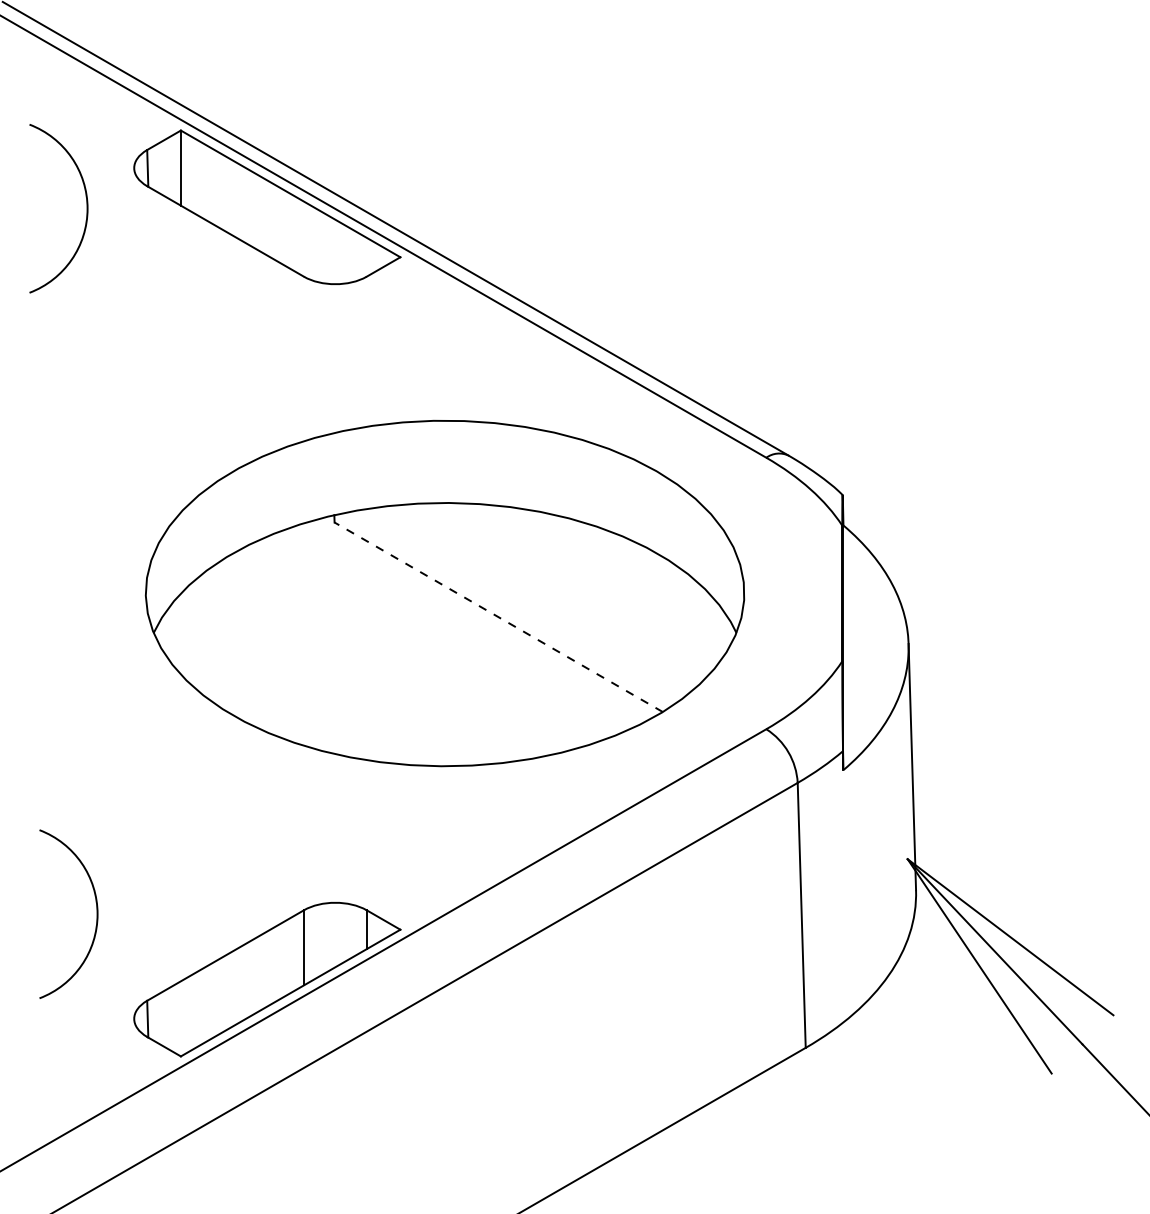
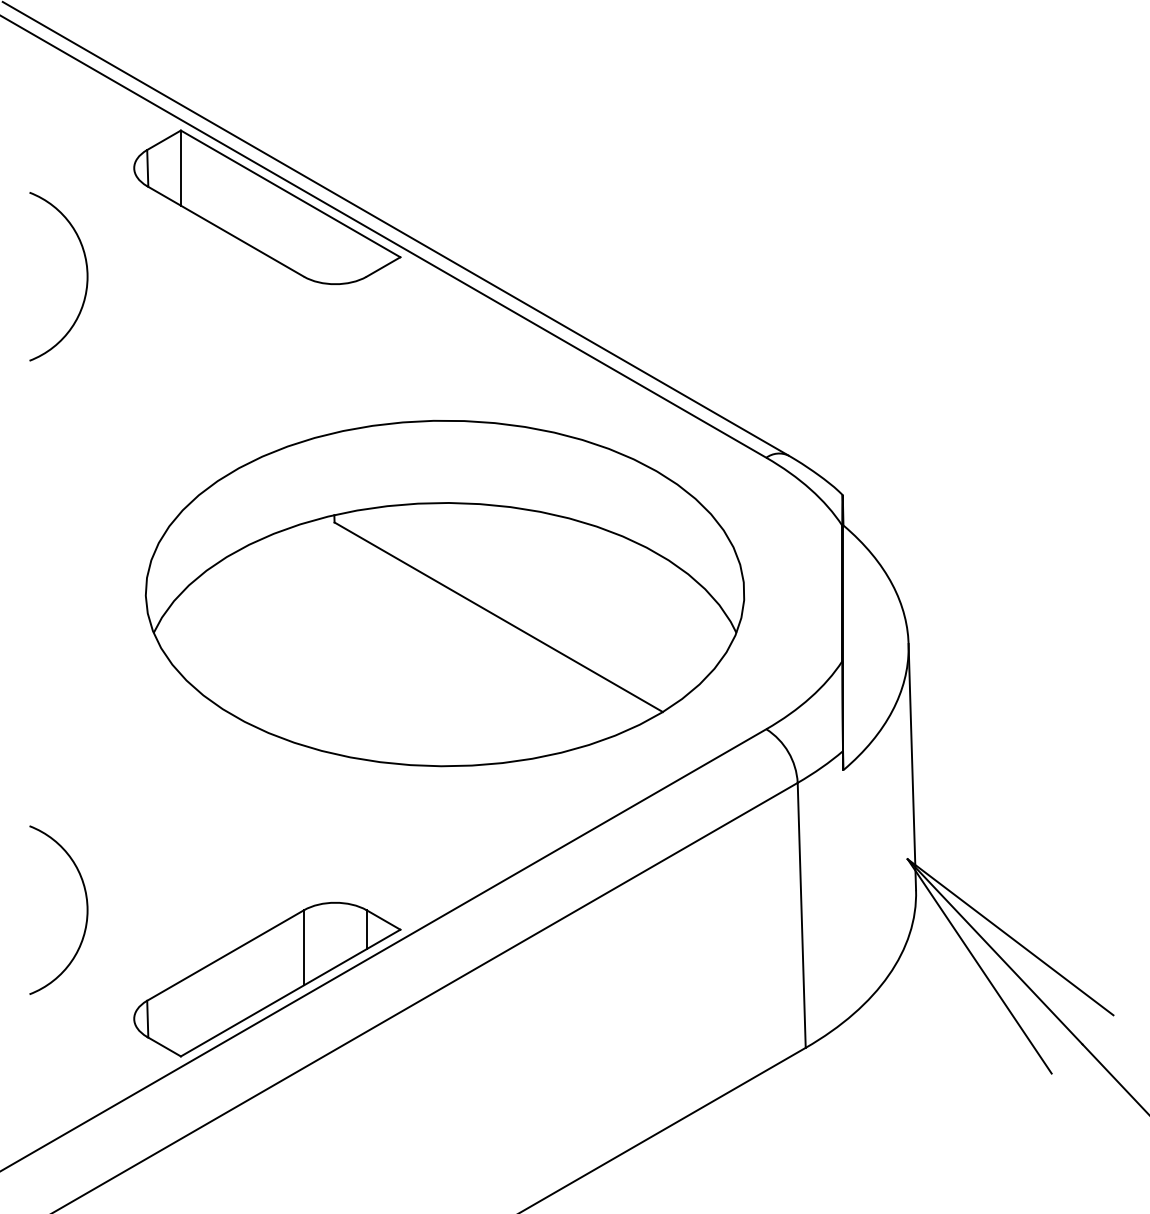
arc position: (86, 208) -> (86, 276) (86, 276)
line: dashed -> solid (498, 617)
arc position: (96, 913) -> (86, 909) (86, 909)
